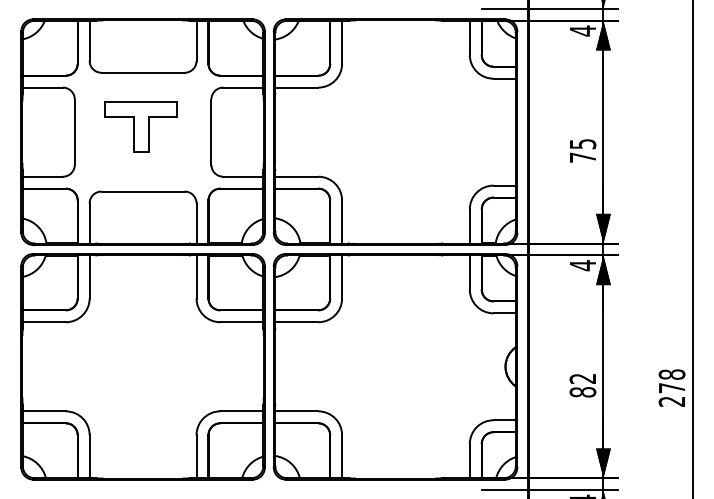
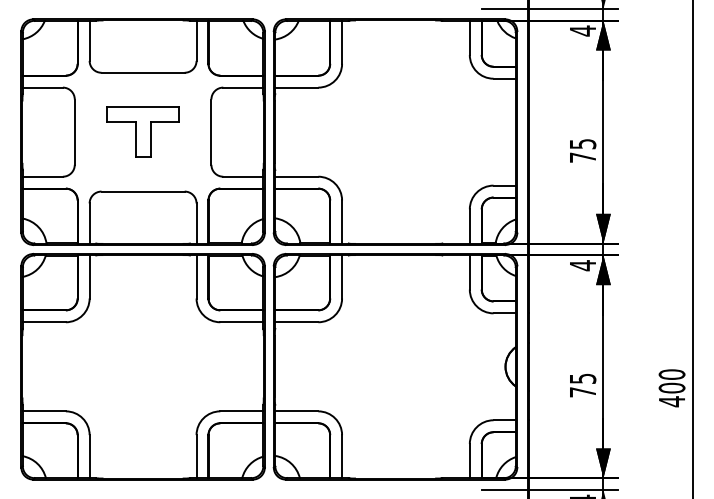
part position: (140, 126) -> (142, 131) (142, 131)
text: 82 -> 75 (582, 385)
text: 278 -> 400 (671, 388)
